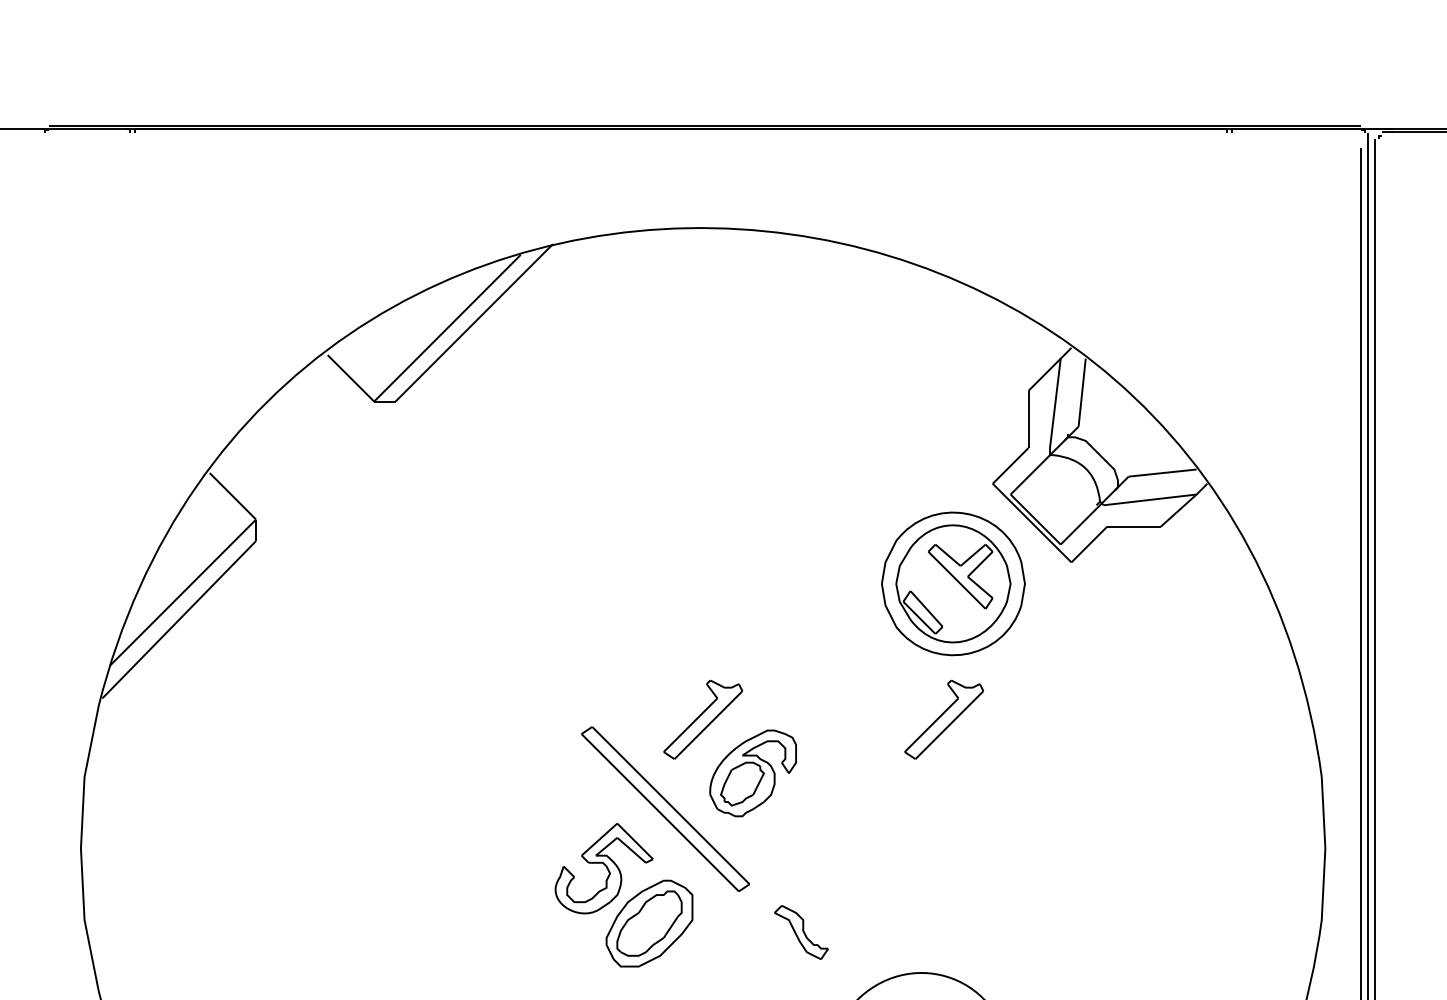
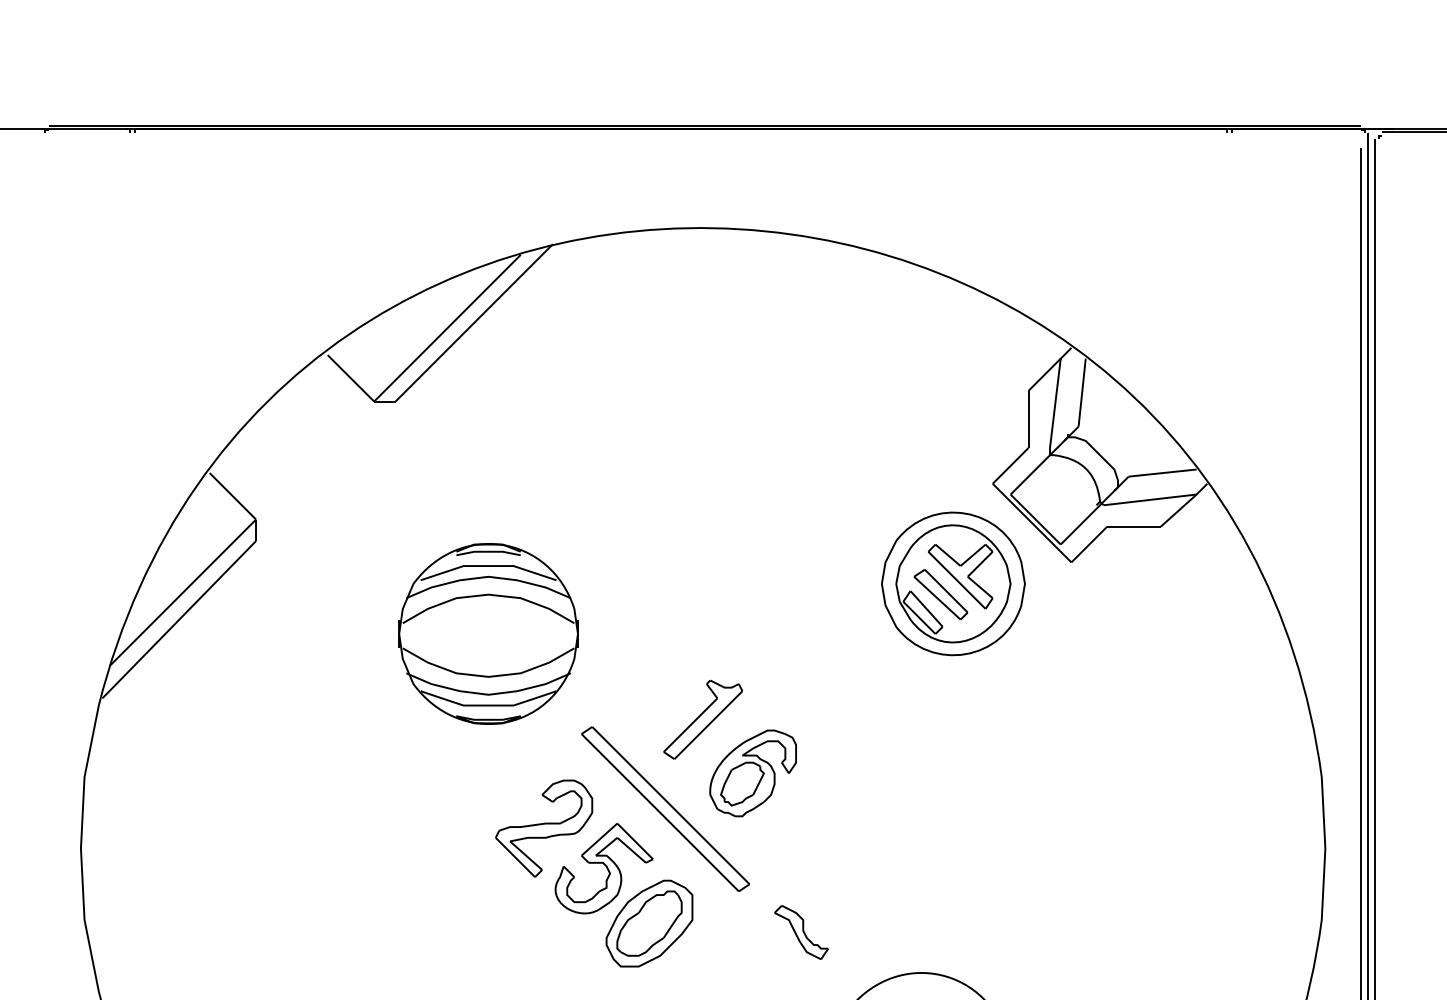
part: none -> present (940, 594)
part: none -> present (488, 633)
part: present -> none (944, 719)
part: none -> present (544, 828)
